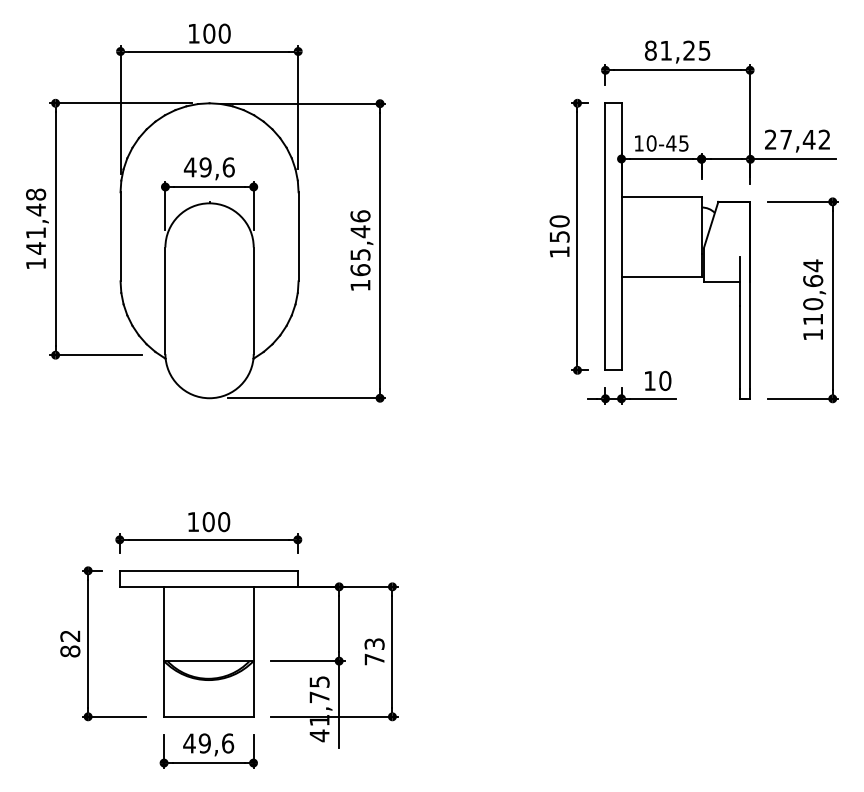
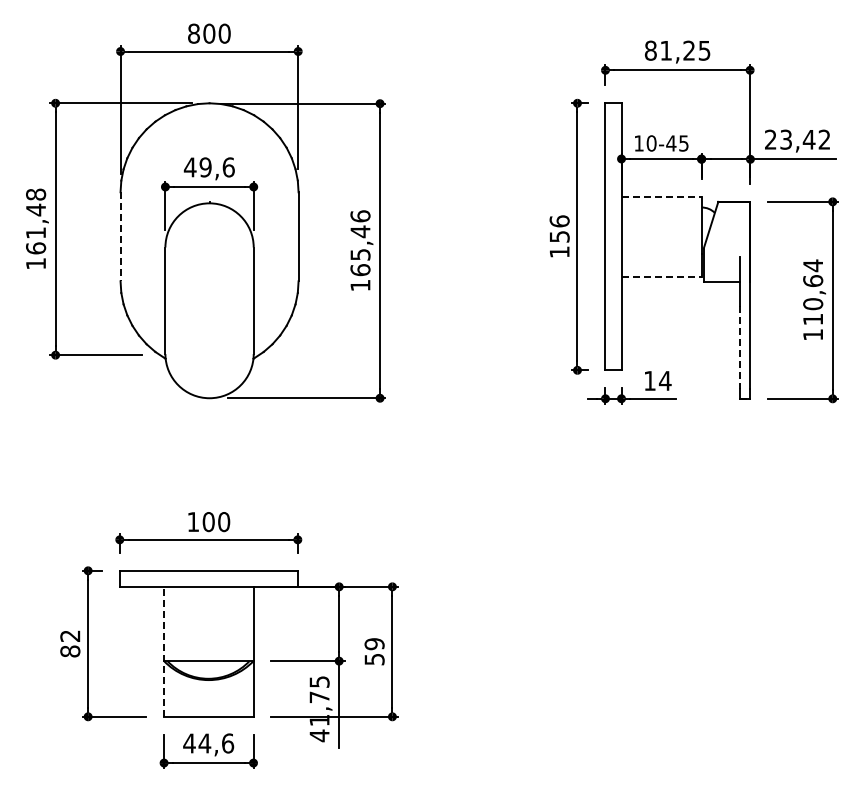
text: 100 -> 800 (193, 33)
text: 27,42 -> 23,42 (785, 139)
line: solid -> dashed (662, 196)
text: 150 -> 156 (559, 221)
line: solid -> dashed (120, 236)
text: 141,48 -> 161,48 (36, 248)
line: solid -> dashed (662, 276)
line: solid -> dashed (739, 348)
text: 10 -> 14 (664, 380)
line: solid -> dashed (164, 651)
text: 73 -> 59 (374, 651)
text: 49,6 -> 44,6 (204, 743)
